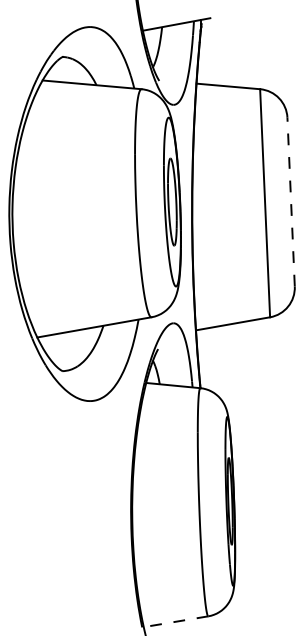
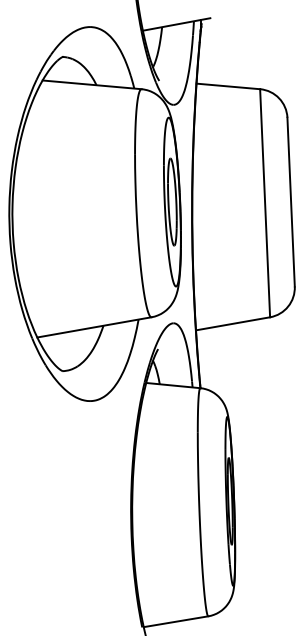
line: dashed -> solid (291, 201)
line: dashed -> solid (176, 621)
